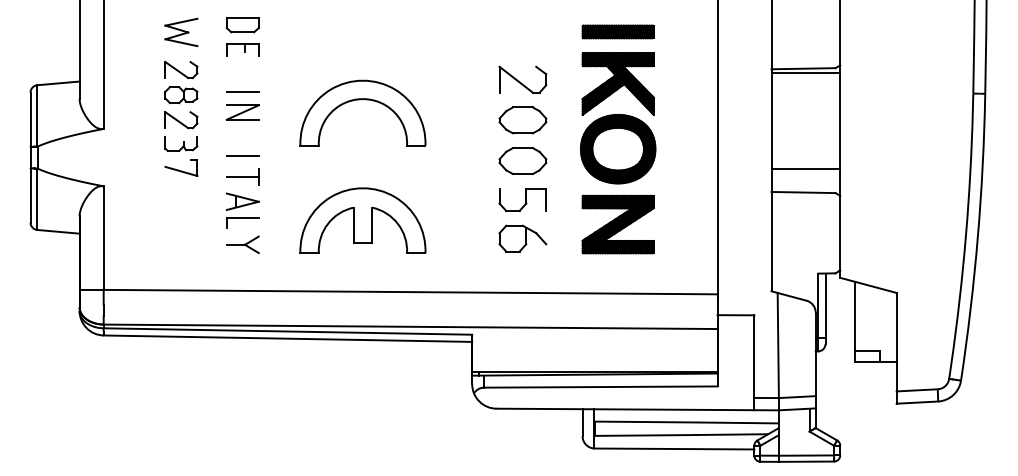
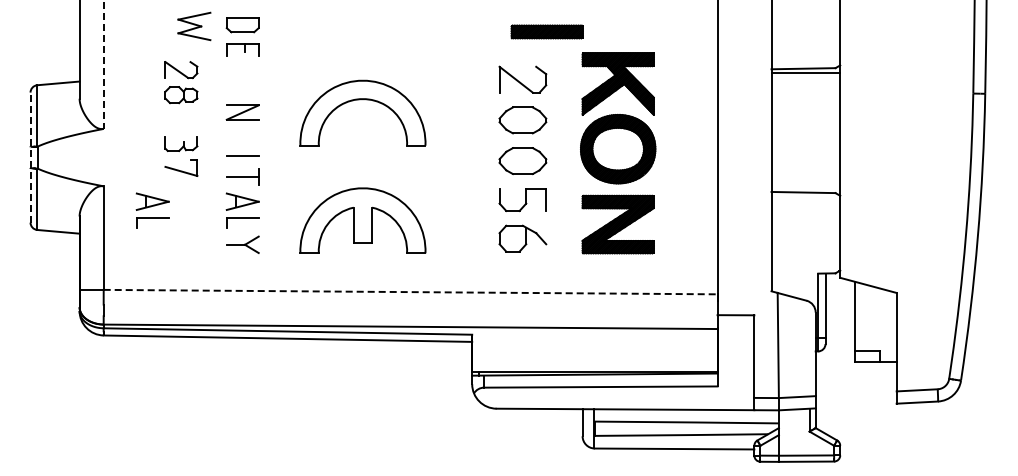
part position: (617, 31) -> (546, 31) (546, 31)
part position: (181, 32) -> (194, 26) (194, 26)
line: solid -> dashed (103, 65)
line: present -> none (242, 92)
part: present -> none (181, 120)
line: solid -> dashed (30, 157)
line: present -> none (805, 168)
part: none -> present (152, 210)
line: solid -> dashed (410, 292)
